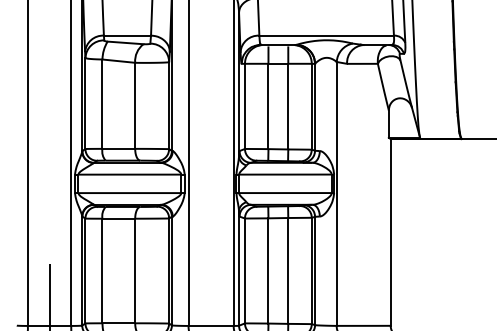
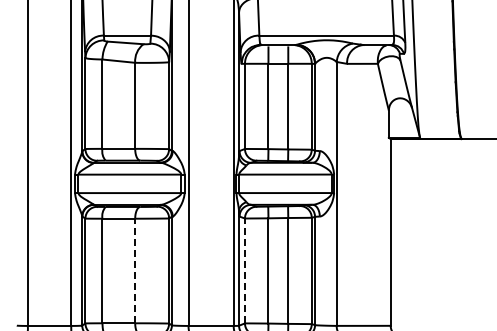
line: solid -> dashed (135, 270)
line: solid -> dashed (244, 270)
line: present -> none (49, 295)
